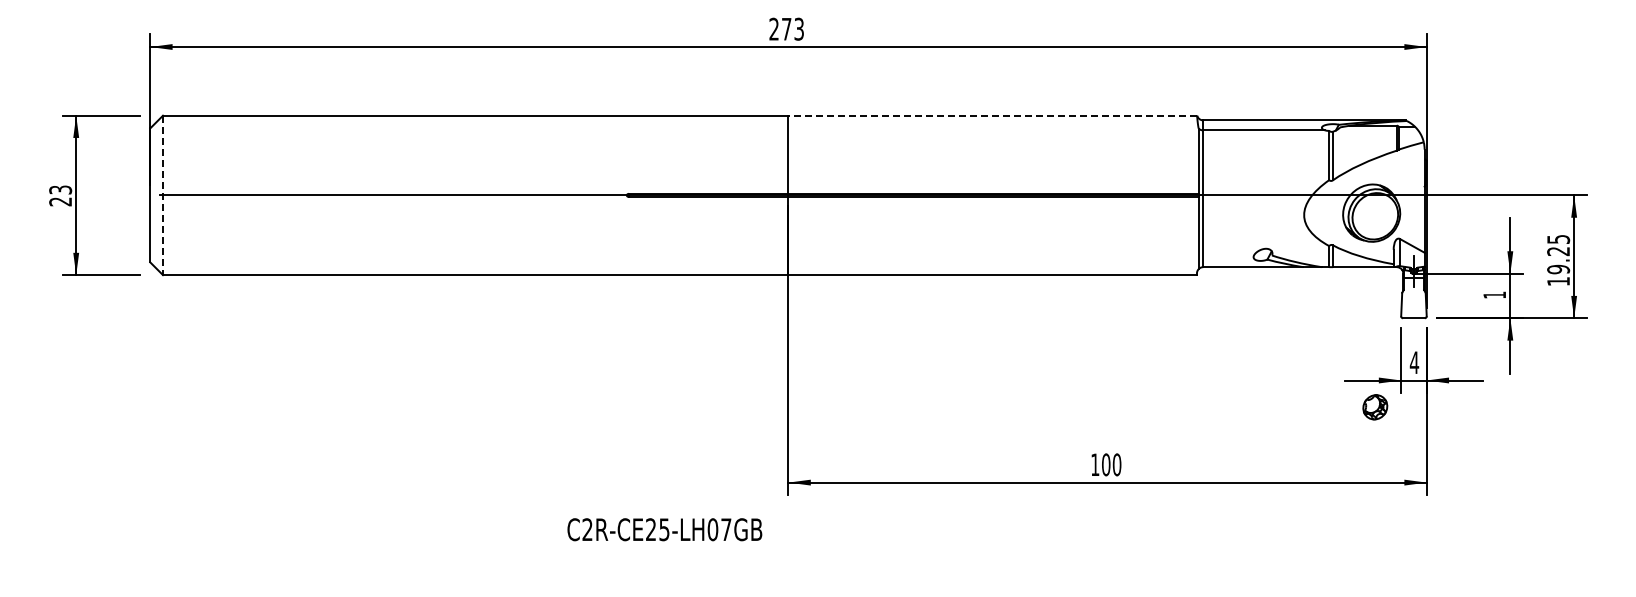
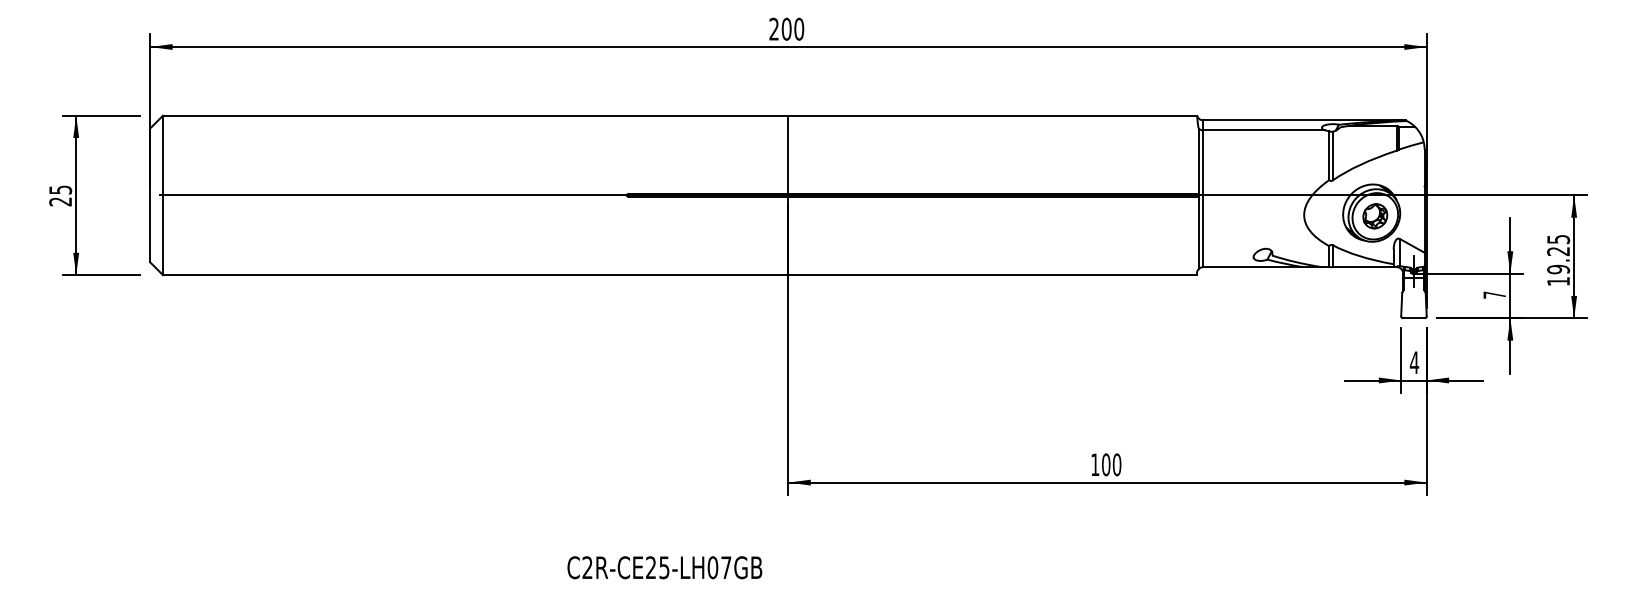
text: 273 -> 200 (792, 28)
line: dashed -> solid (992, 115)
text: 23 -> 25 (60, 189)
line: dashed -> solid (163, 195)
text: 1 -> 7 (1494, 294)
part position: (1375, 407) -> (1375, 216) (1375, 216)
text position: (664, 529) -> (664, 567) (664, 567)
